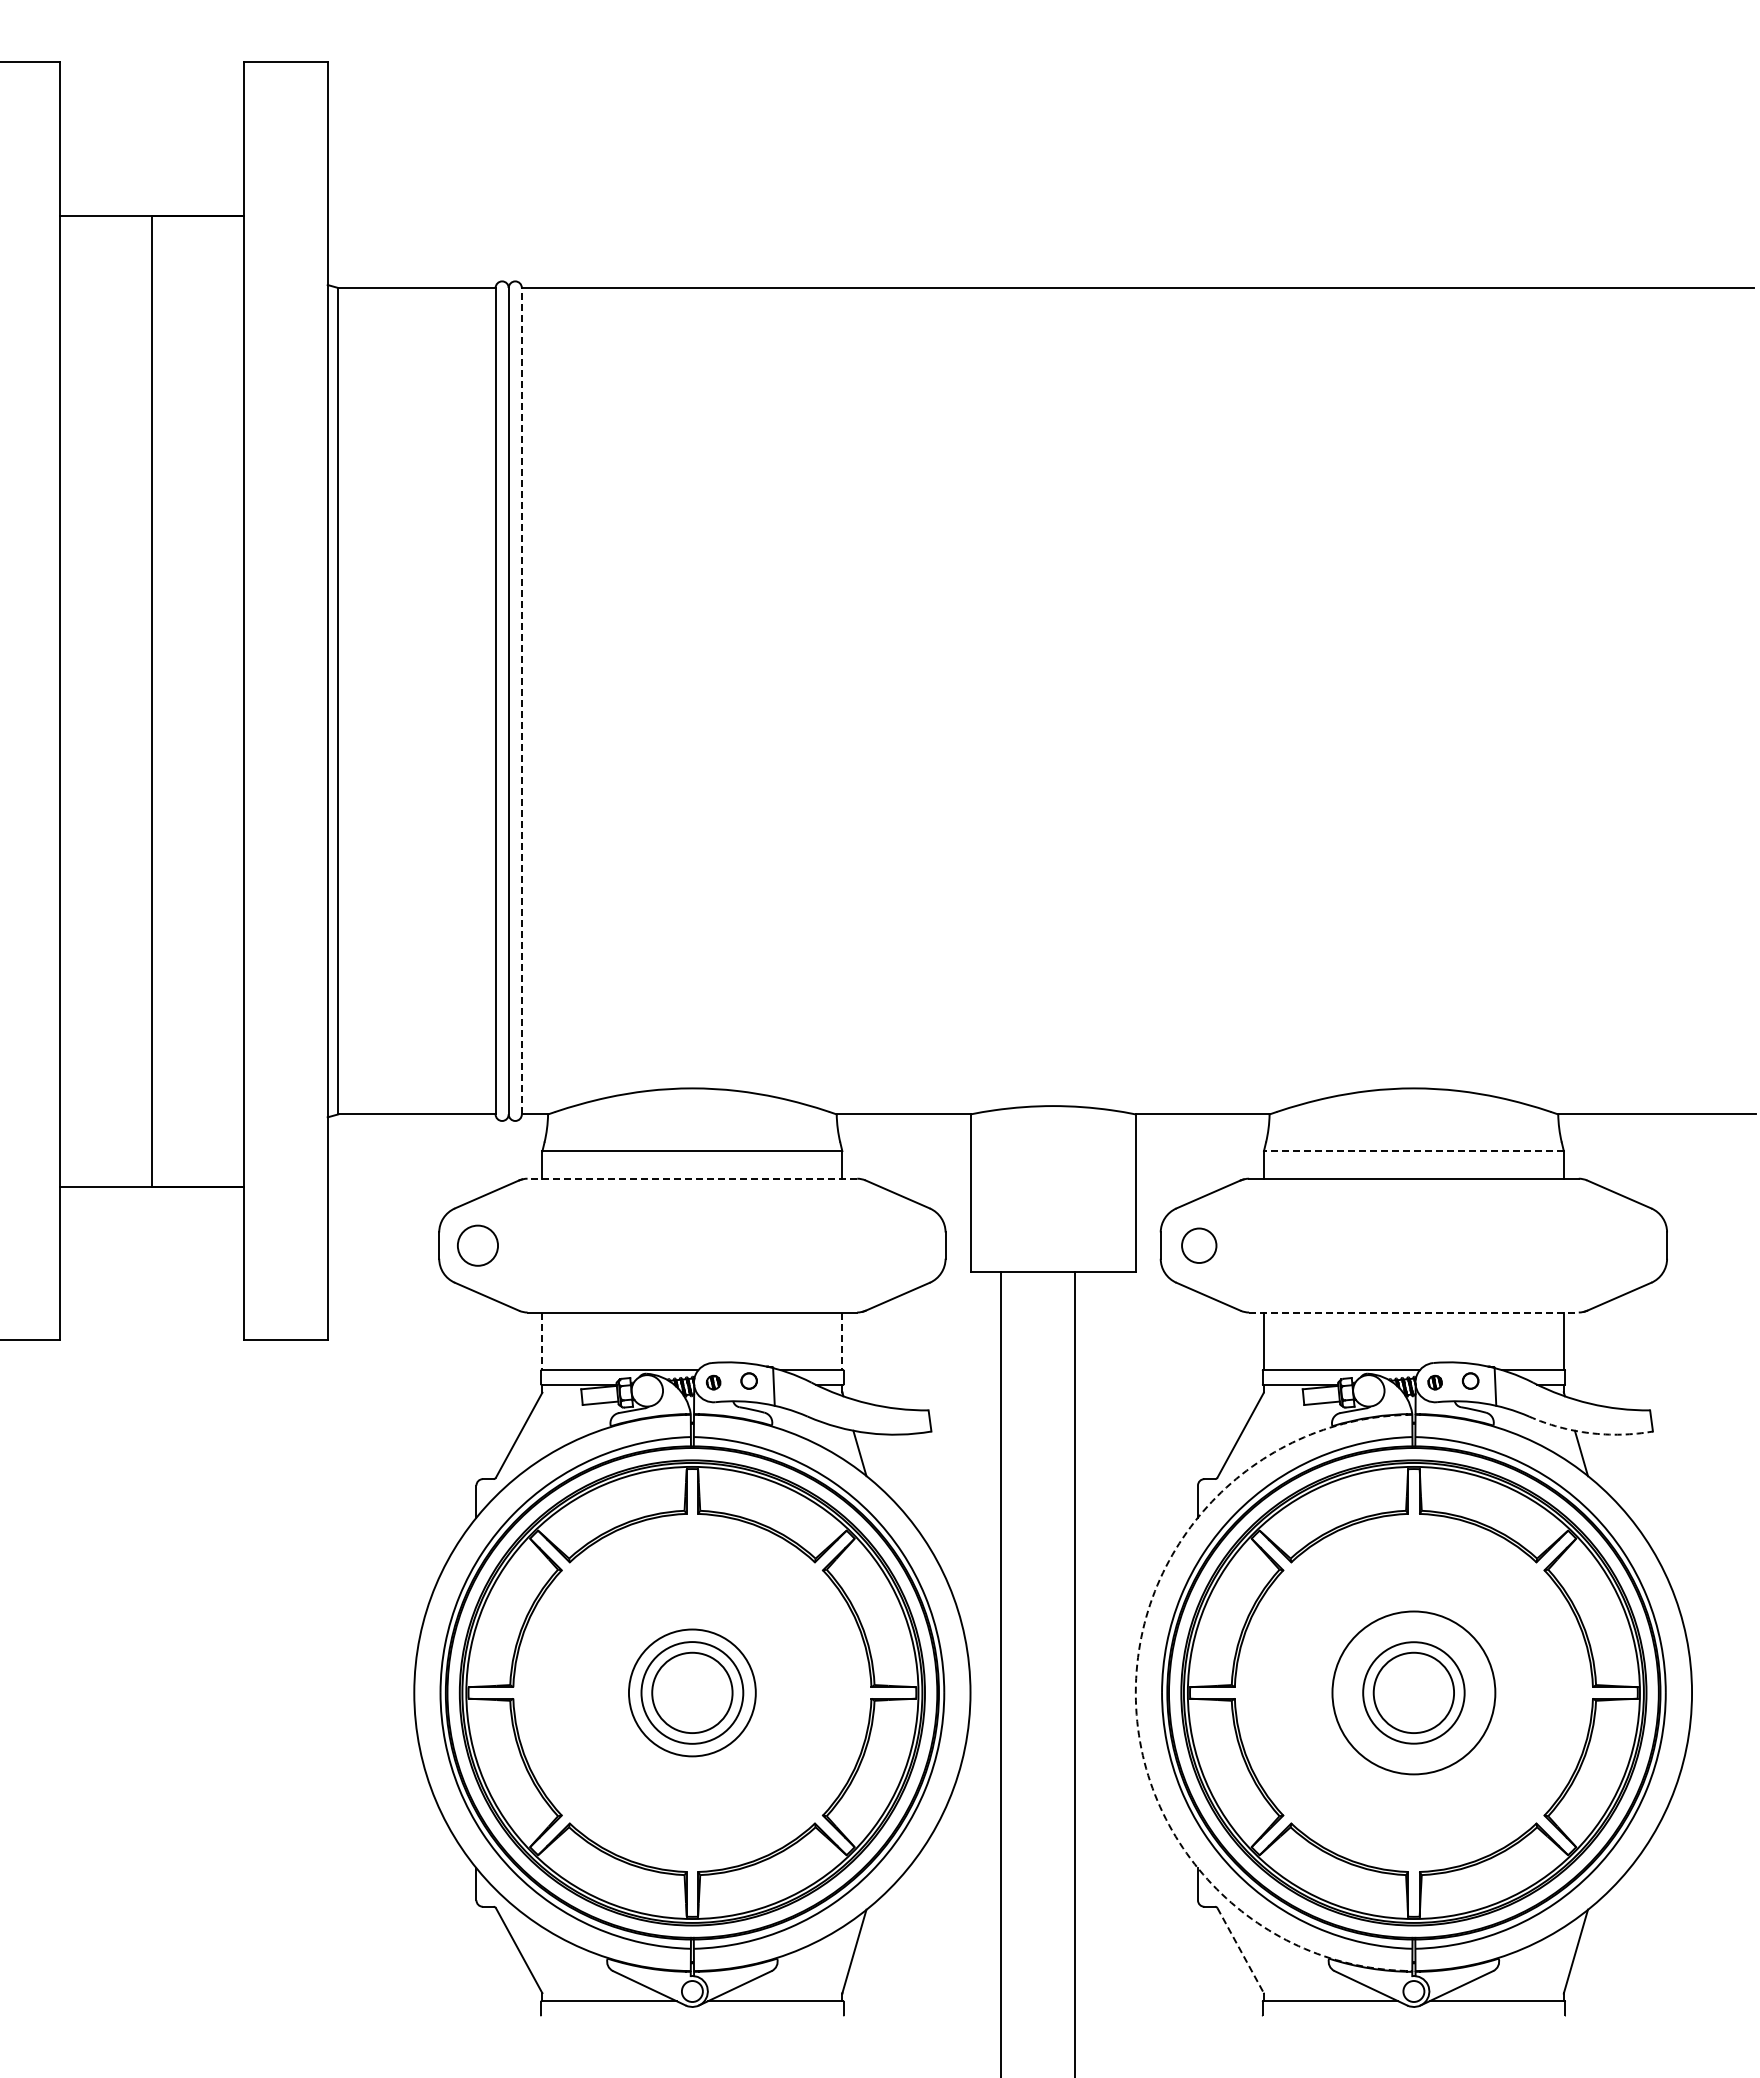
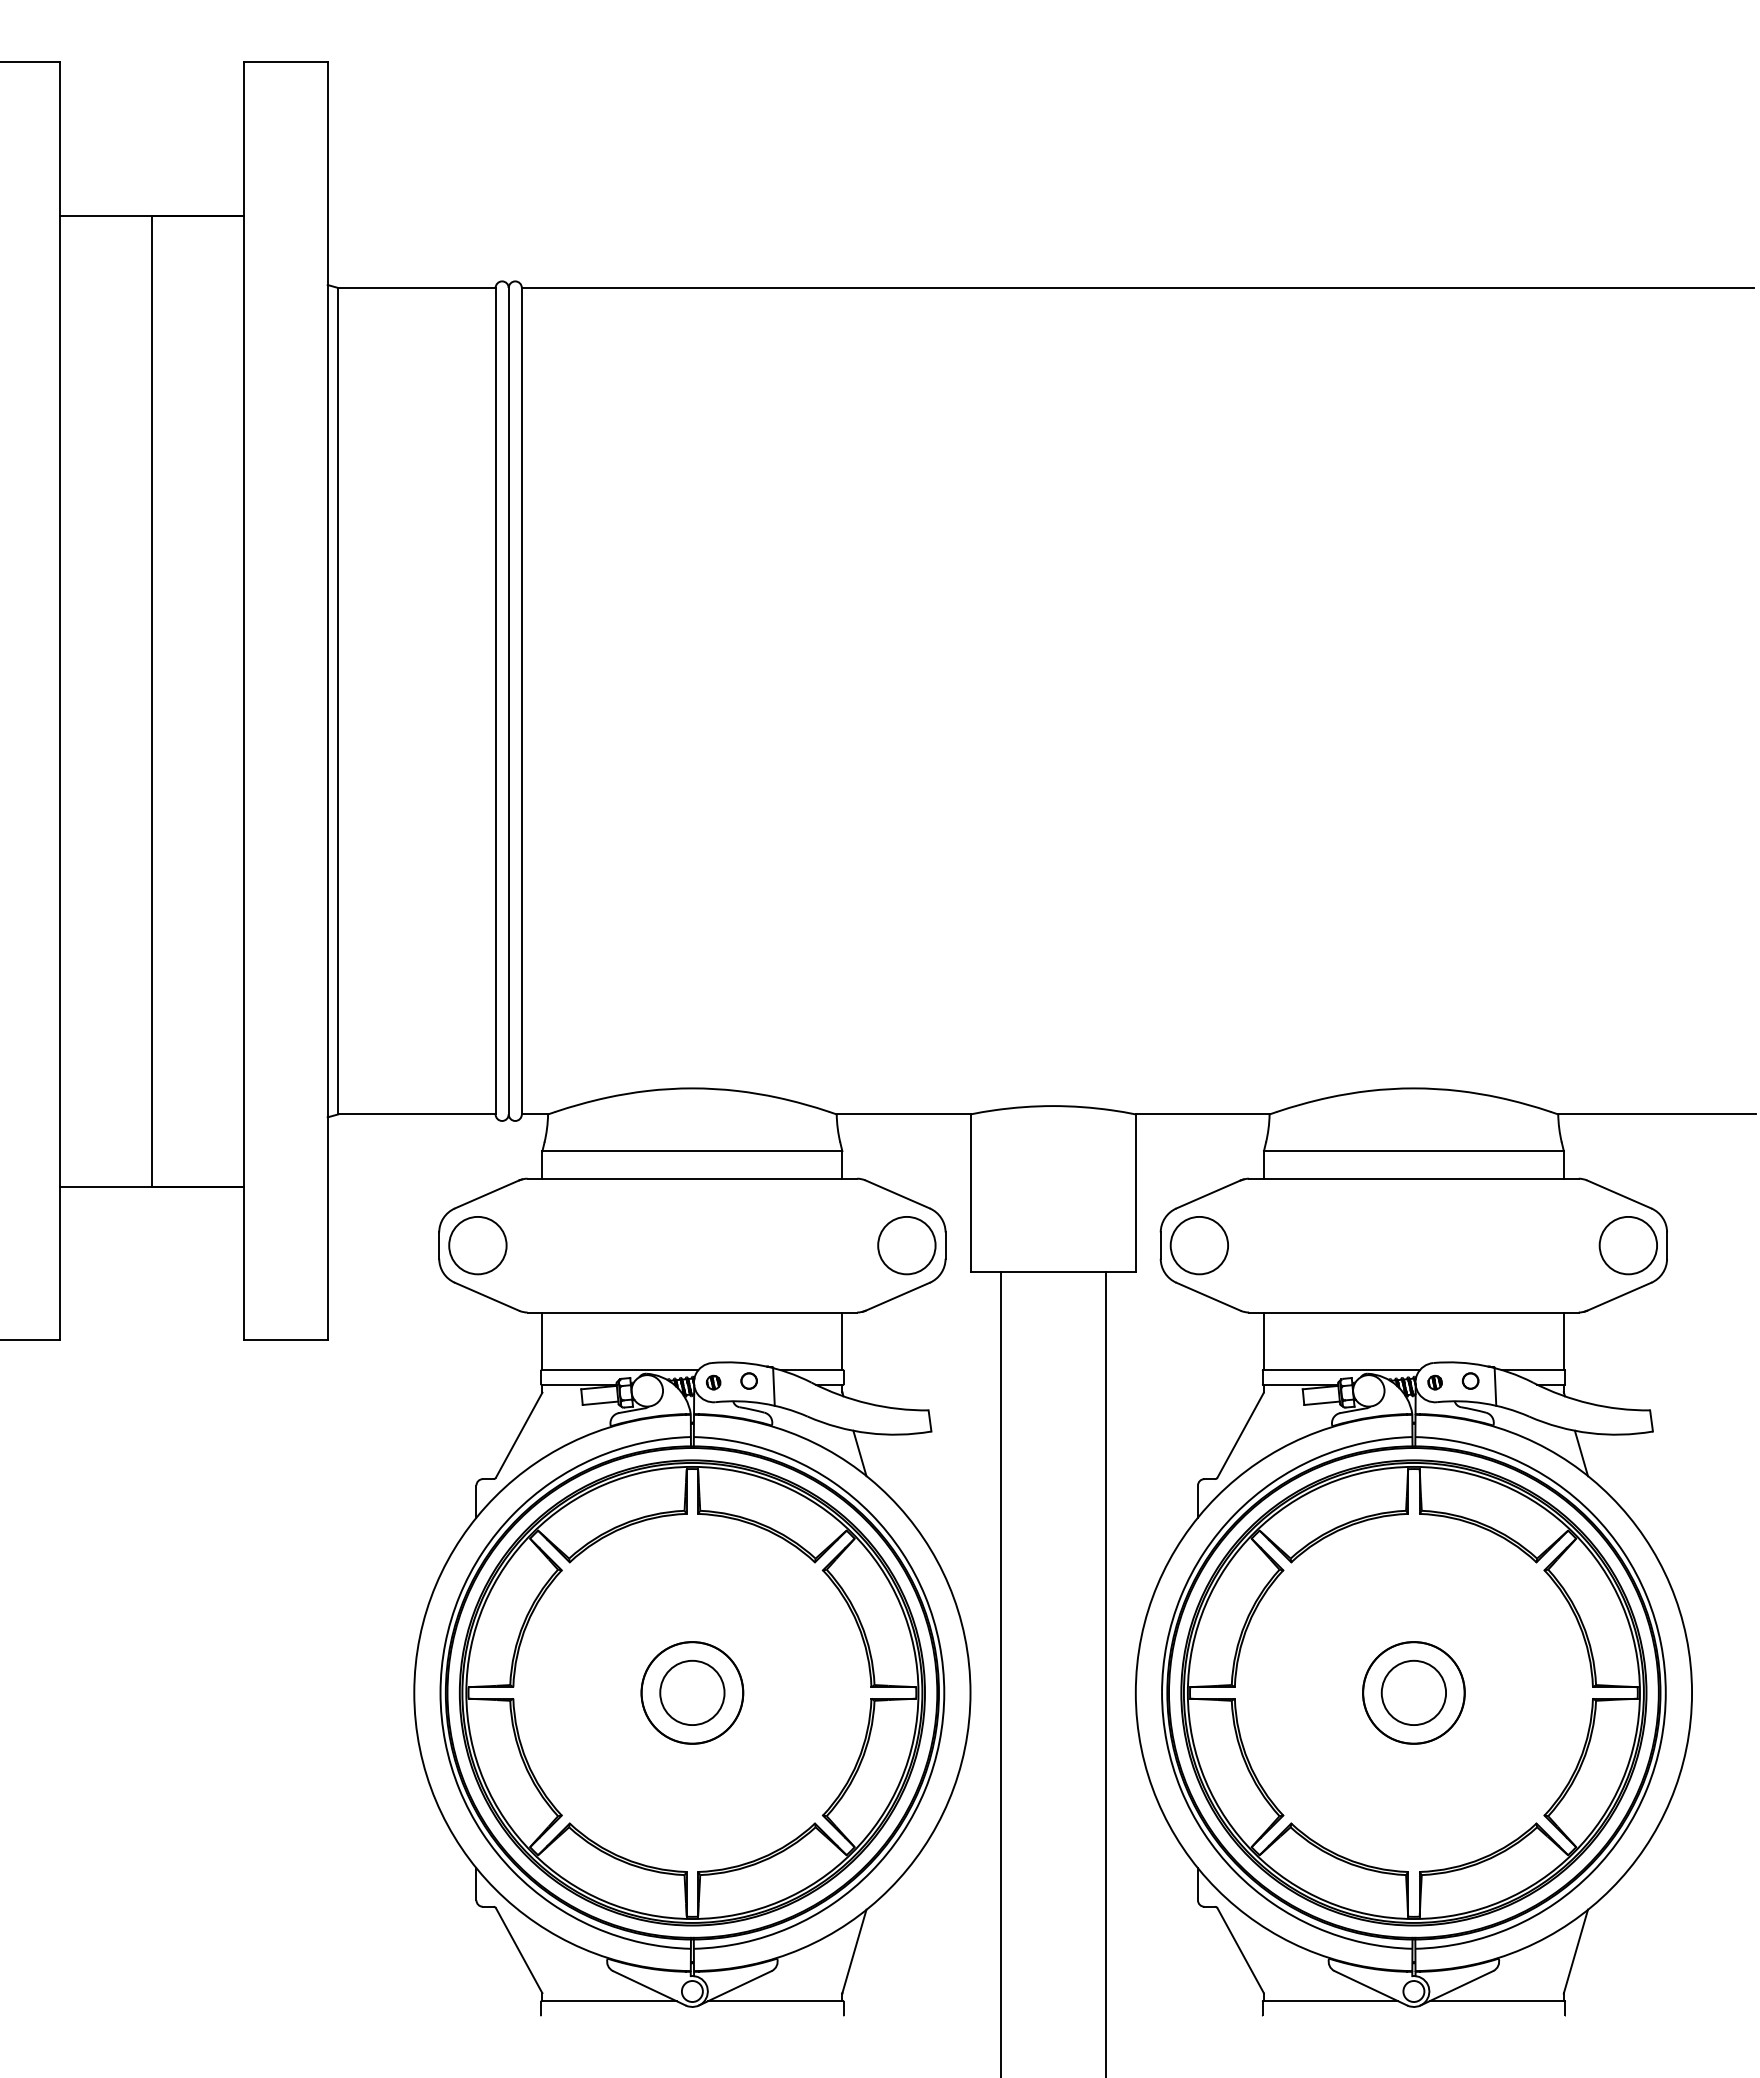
line: dashed -> solid (521, 700)
line: dashed -> solid (1413, 1151)
line: dashed -> solid (692, 1178)
circle size: 42x43 px -> 60x60 px (477, 1245)
circle: none -> present (906, 1245)
circle size: 37x37 px -> 60x60 px (1198, 1245)
circle: none -> present (1627, 1245)
line: dashed -> solid (1413, 1312)
line: dashed -> solid (542, 1341)
line: dashed -> solid (842, 1341)
arc: dashed -> solid (1589, 1433)
line position: (1074, 1672) -> (1105, 1672) (1105, 1672)
circle diameter: 127 px -> 101 px (692, 1692)
circle diameter: 80 px -> 64 px (692, 1692)
arc: dashed -> solid (1135, 1692)
circle diameter: 163 px -> 102 px (1413, 1692)
circle diameter: 80 px -> 64 px (1413, 1692)
line: dashed -> solid (1240, 1950)
